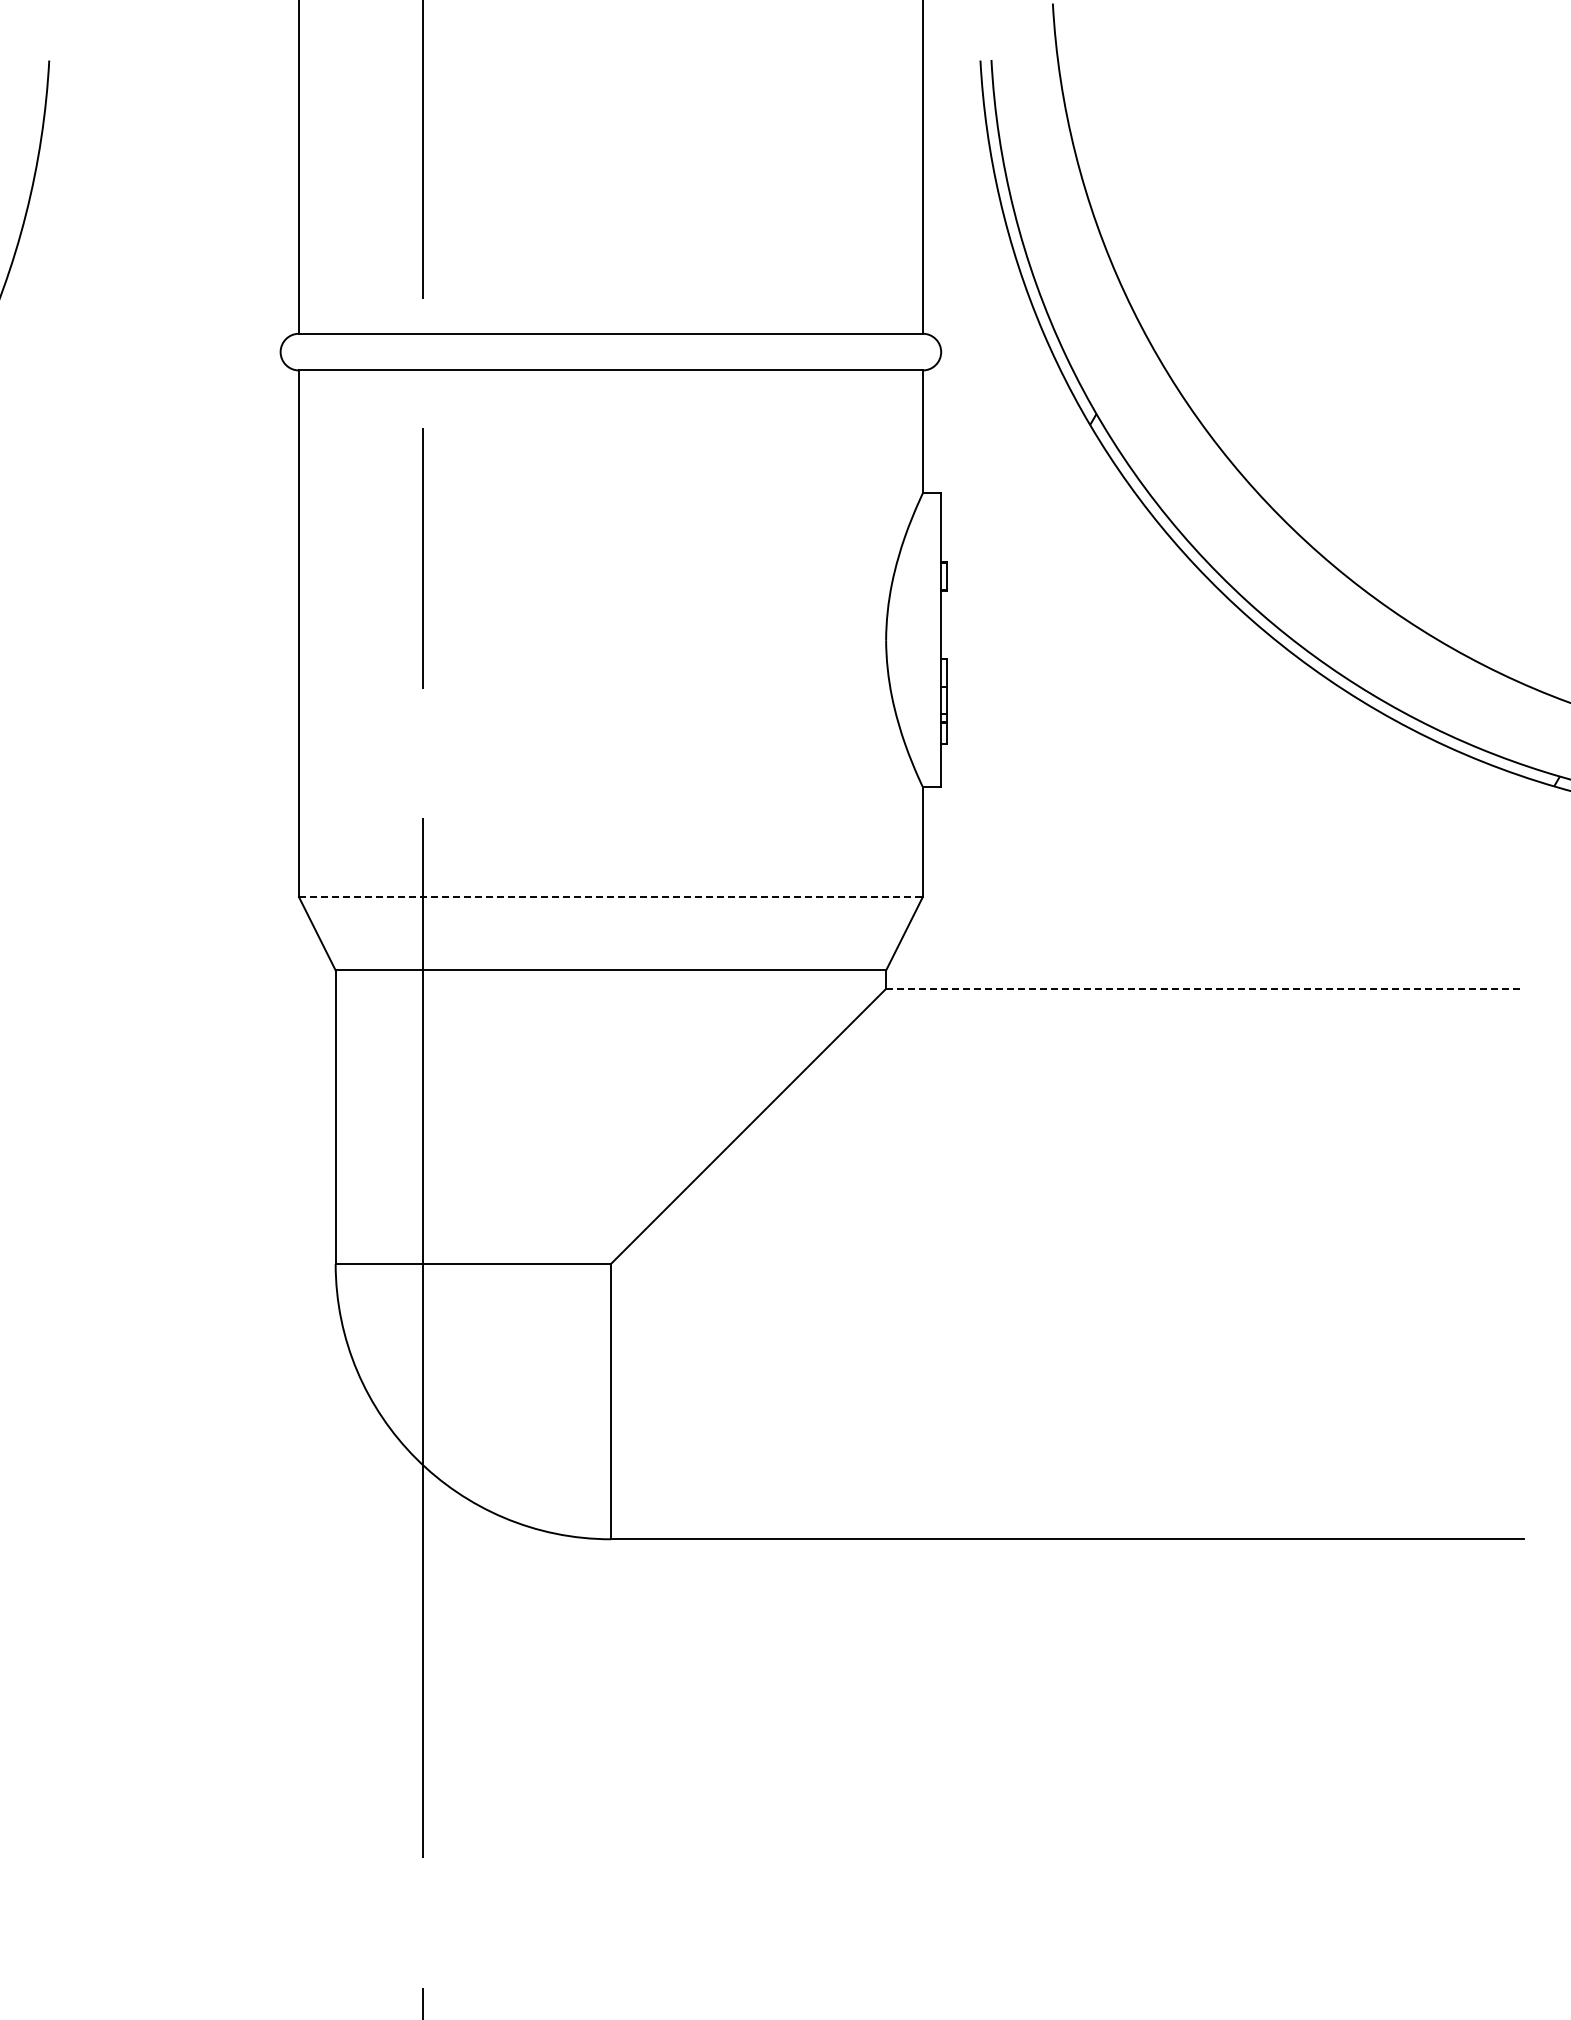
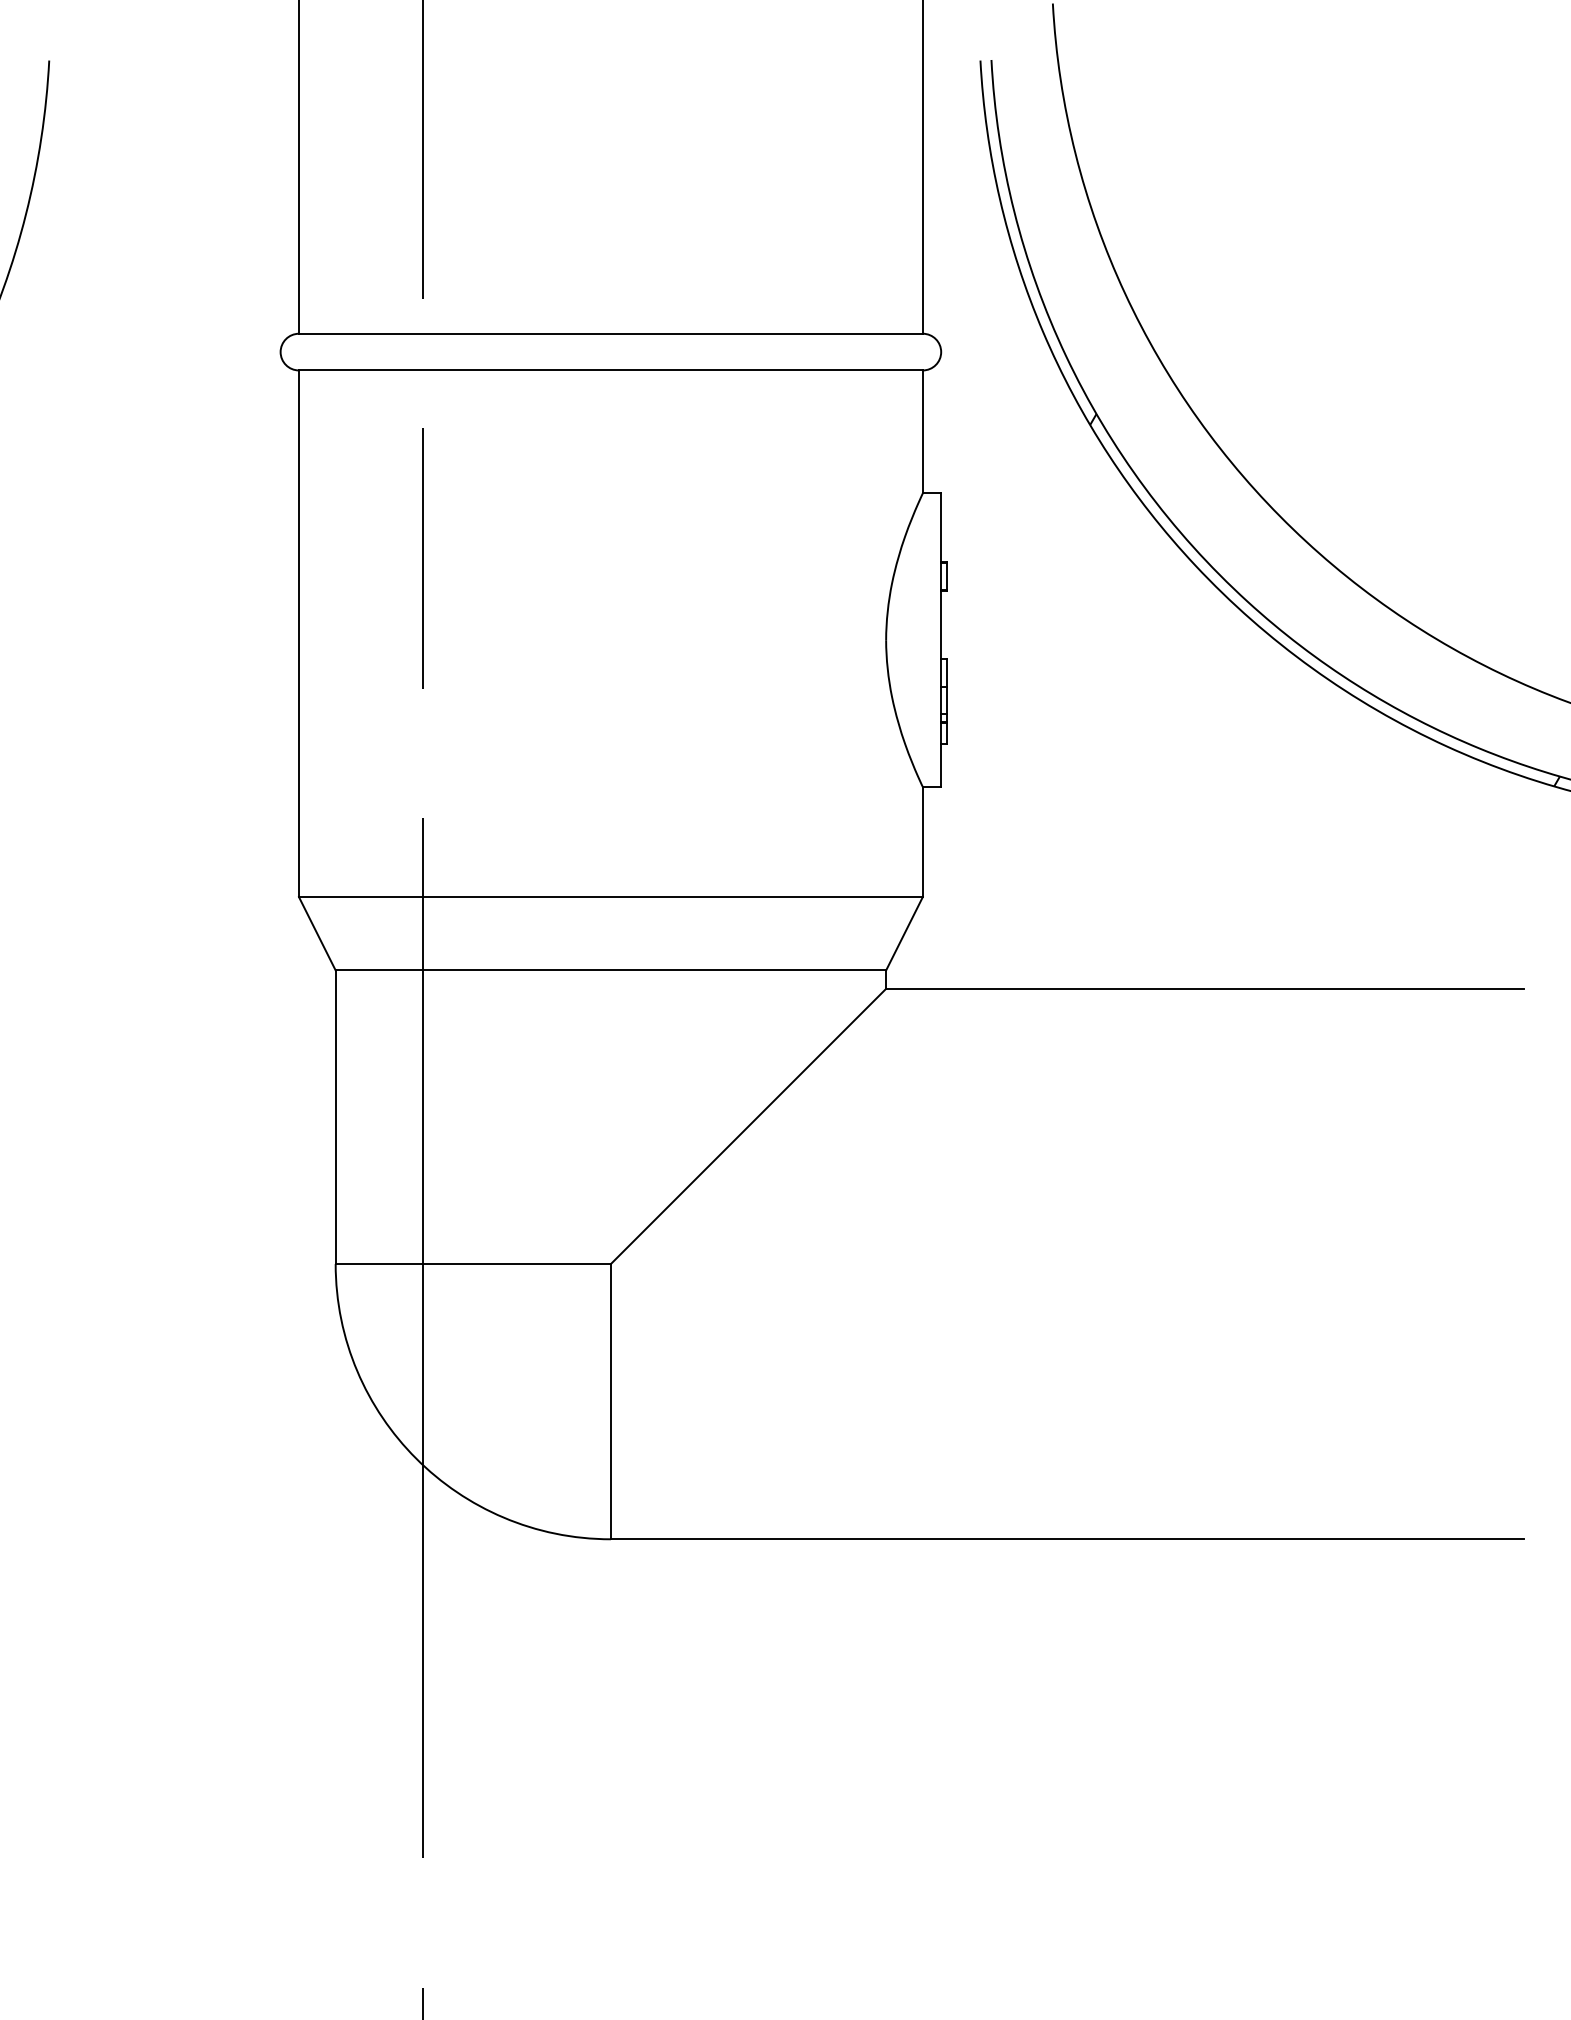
line: dashed -> solid (610, 897)
line: dashed -> solid (1205, 988)
